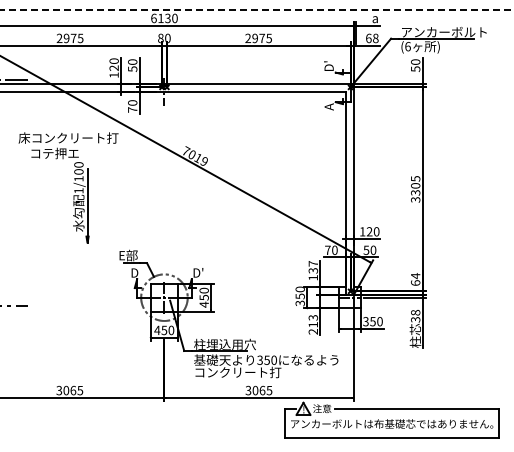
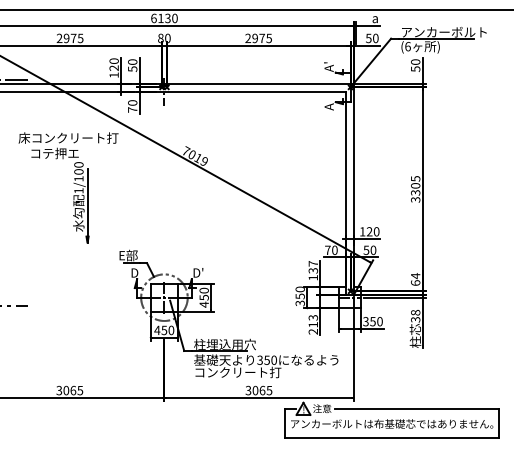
line: dashed -> solid (257, 9)
text: 68 -> 50 (372, 38)
text: D' -> A' (328, 66)
